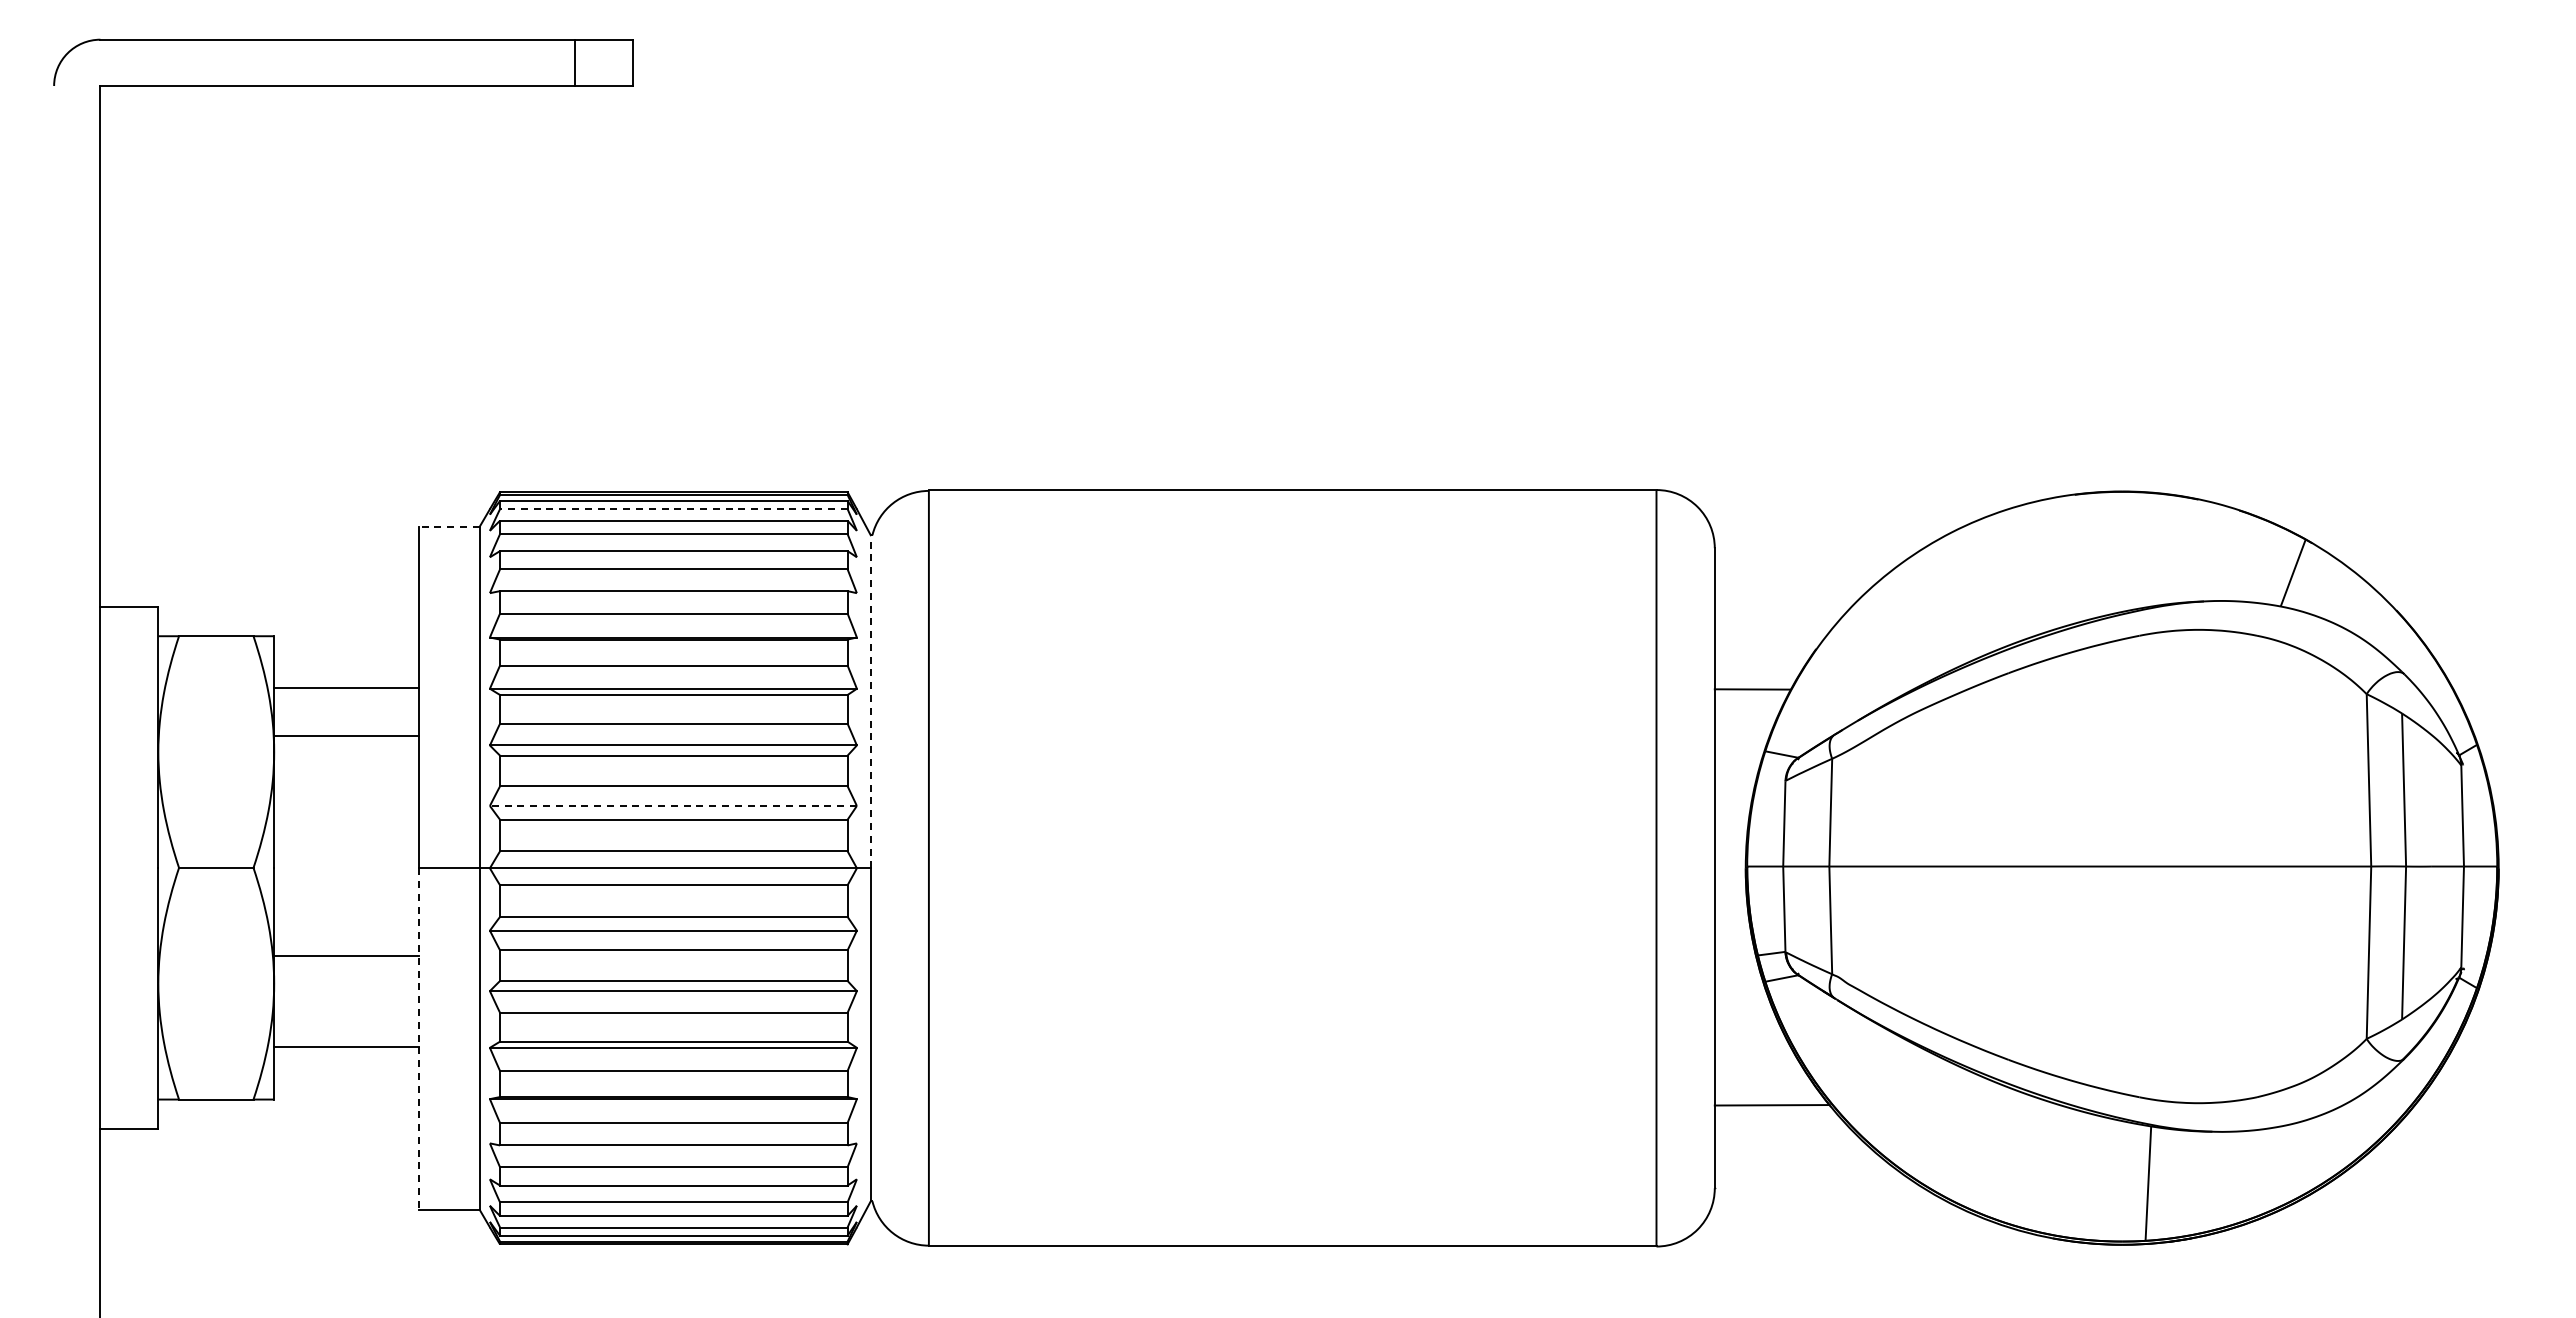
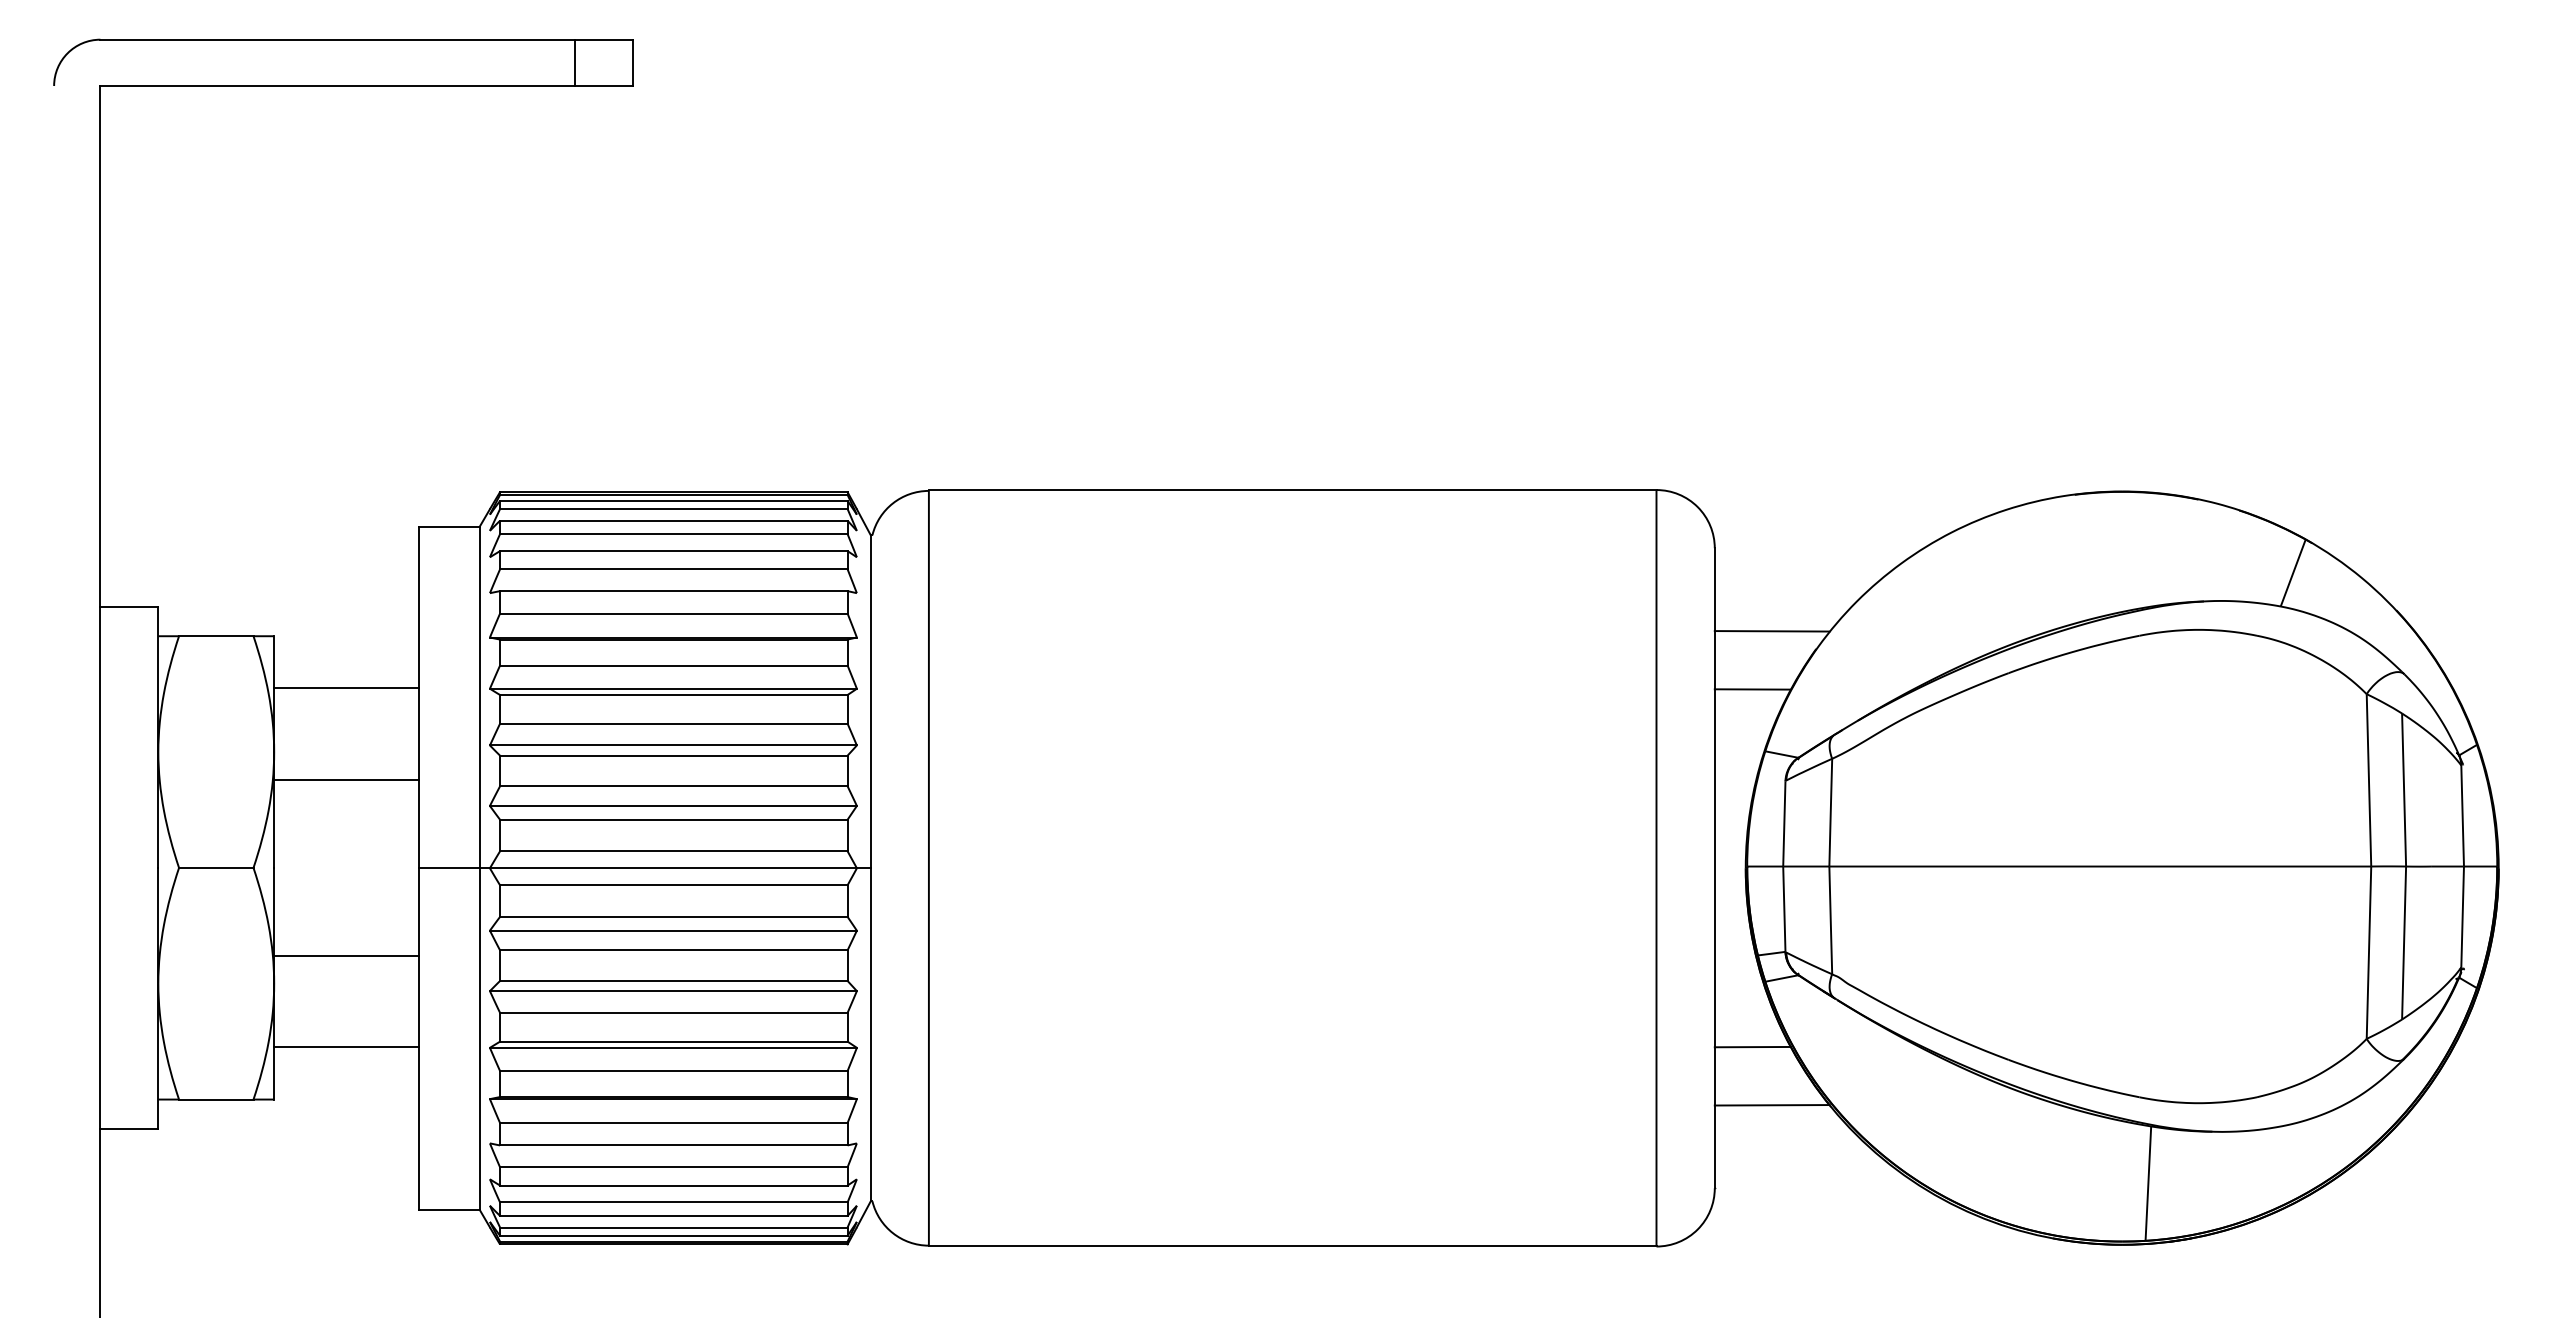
line: dashed -> solid (673, 509)
line: dashed -> solid (448, 526)
line: none -> present (1771, 631)
line: dashed -> solid (870, 701)
line position: (346, 735) -> (346, 779) (346, 779)
line: dashed -> solid (672, 805)
line: dashed -> solid (418, 1039)
line: none -> present (1752, 1046)
